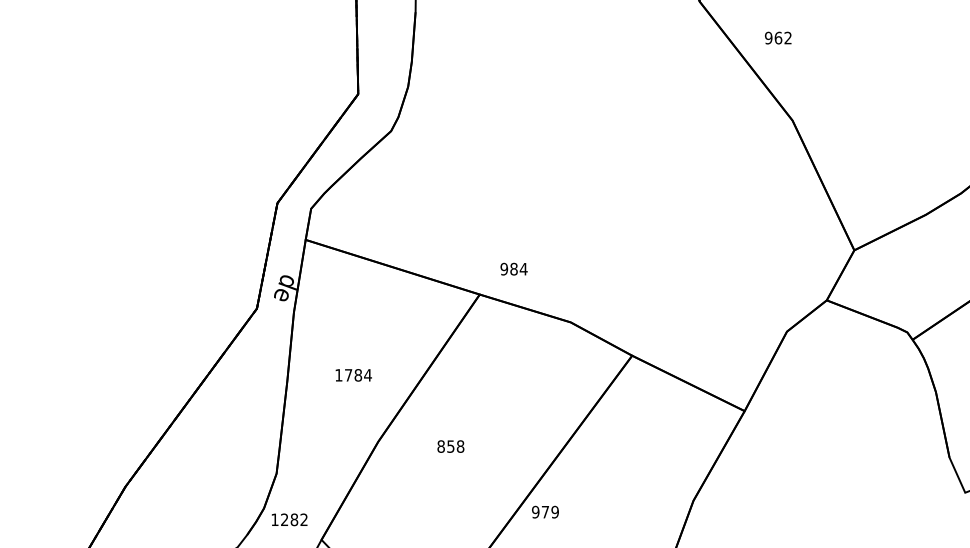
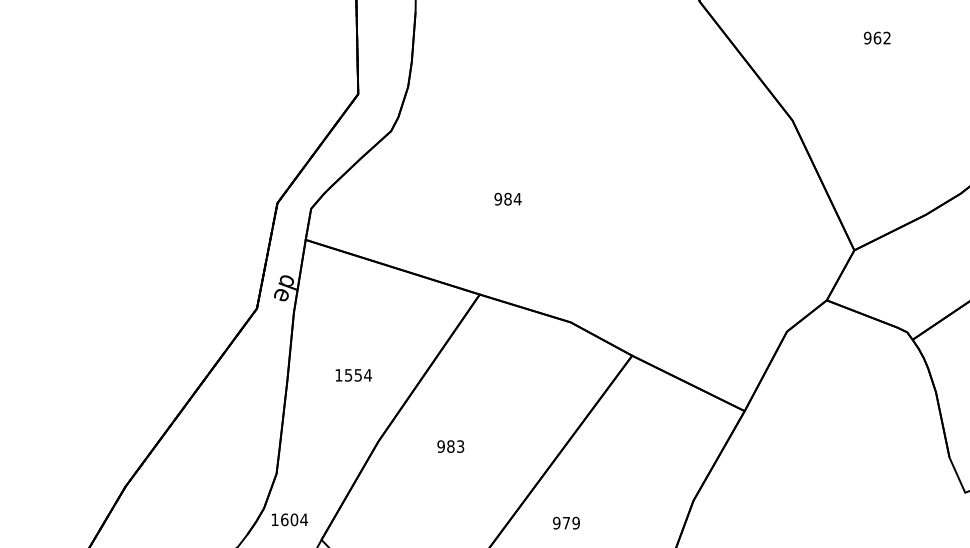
text position: (778, 37) -> (877, 37) (877, 37)
text position: (513, 268) -> (507, 198) (507, 198)
text: 1784 -> 1554 (353, 375)
text: 858 -> 983 (450, 446)
text position: (545, 511) -> (566, 522) (566, 522)
text: 1282 -> 1604 (294, 519)
